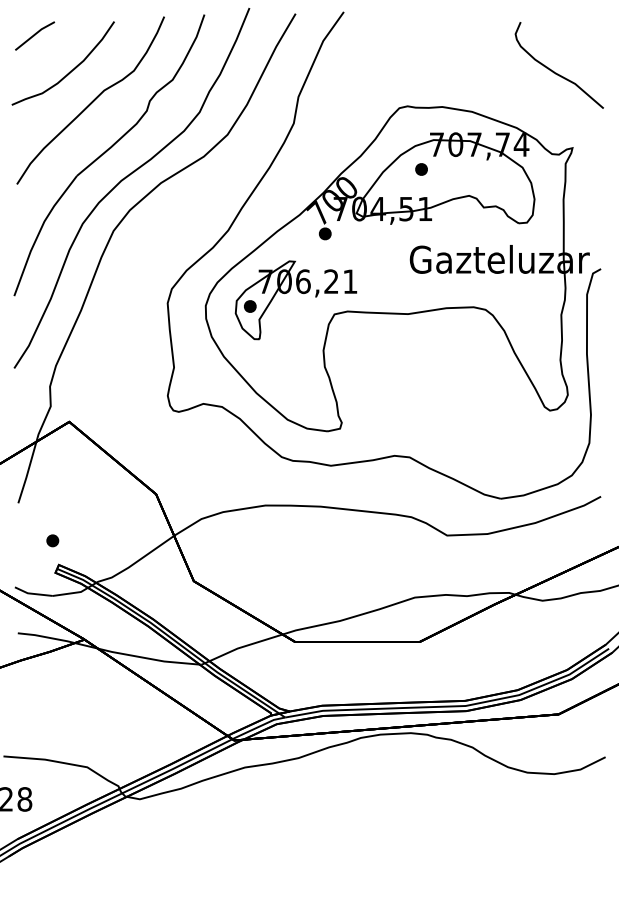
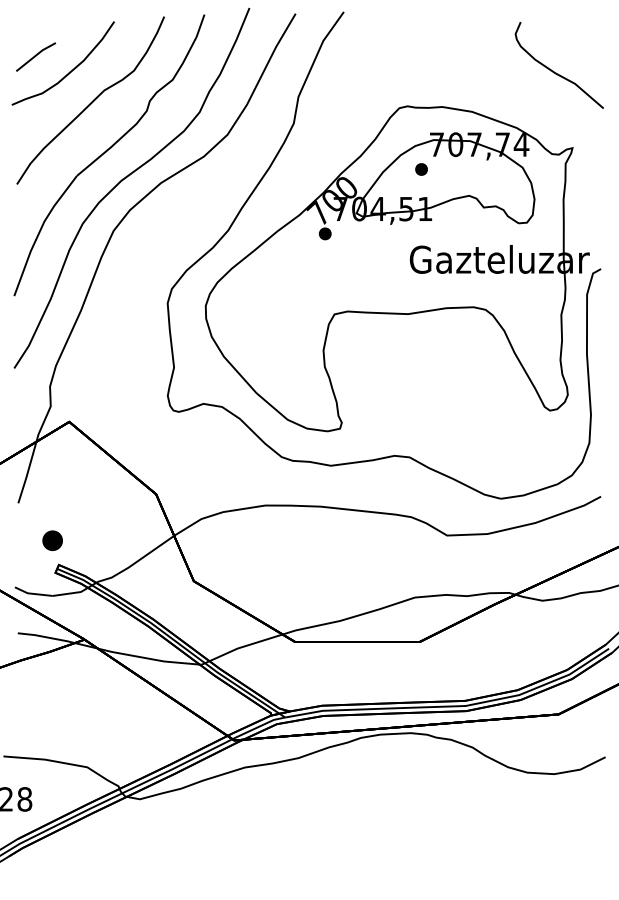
line position: (35, 35) -> (36, 56) (36, 56)
part: present -> none (300, 293)
part size: 14x14 px -> 21x21 px (52, 540)
